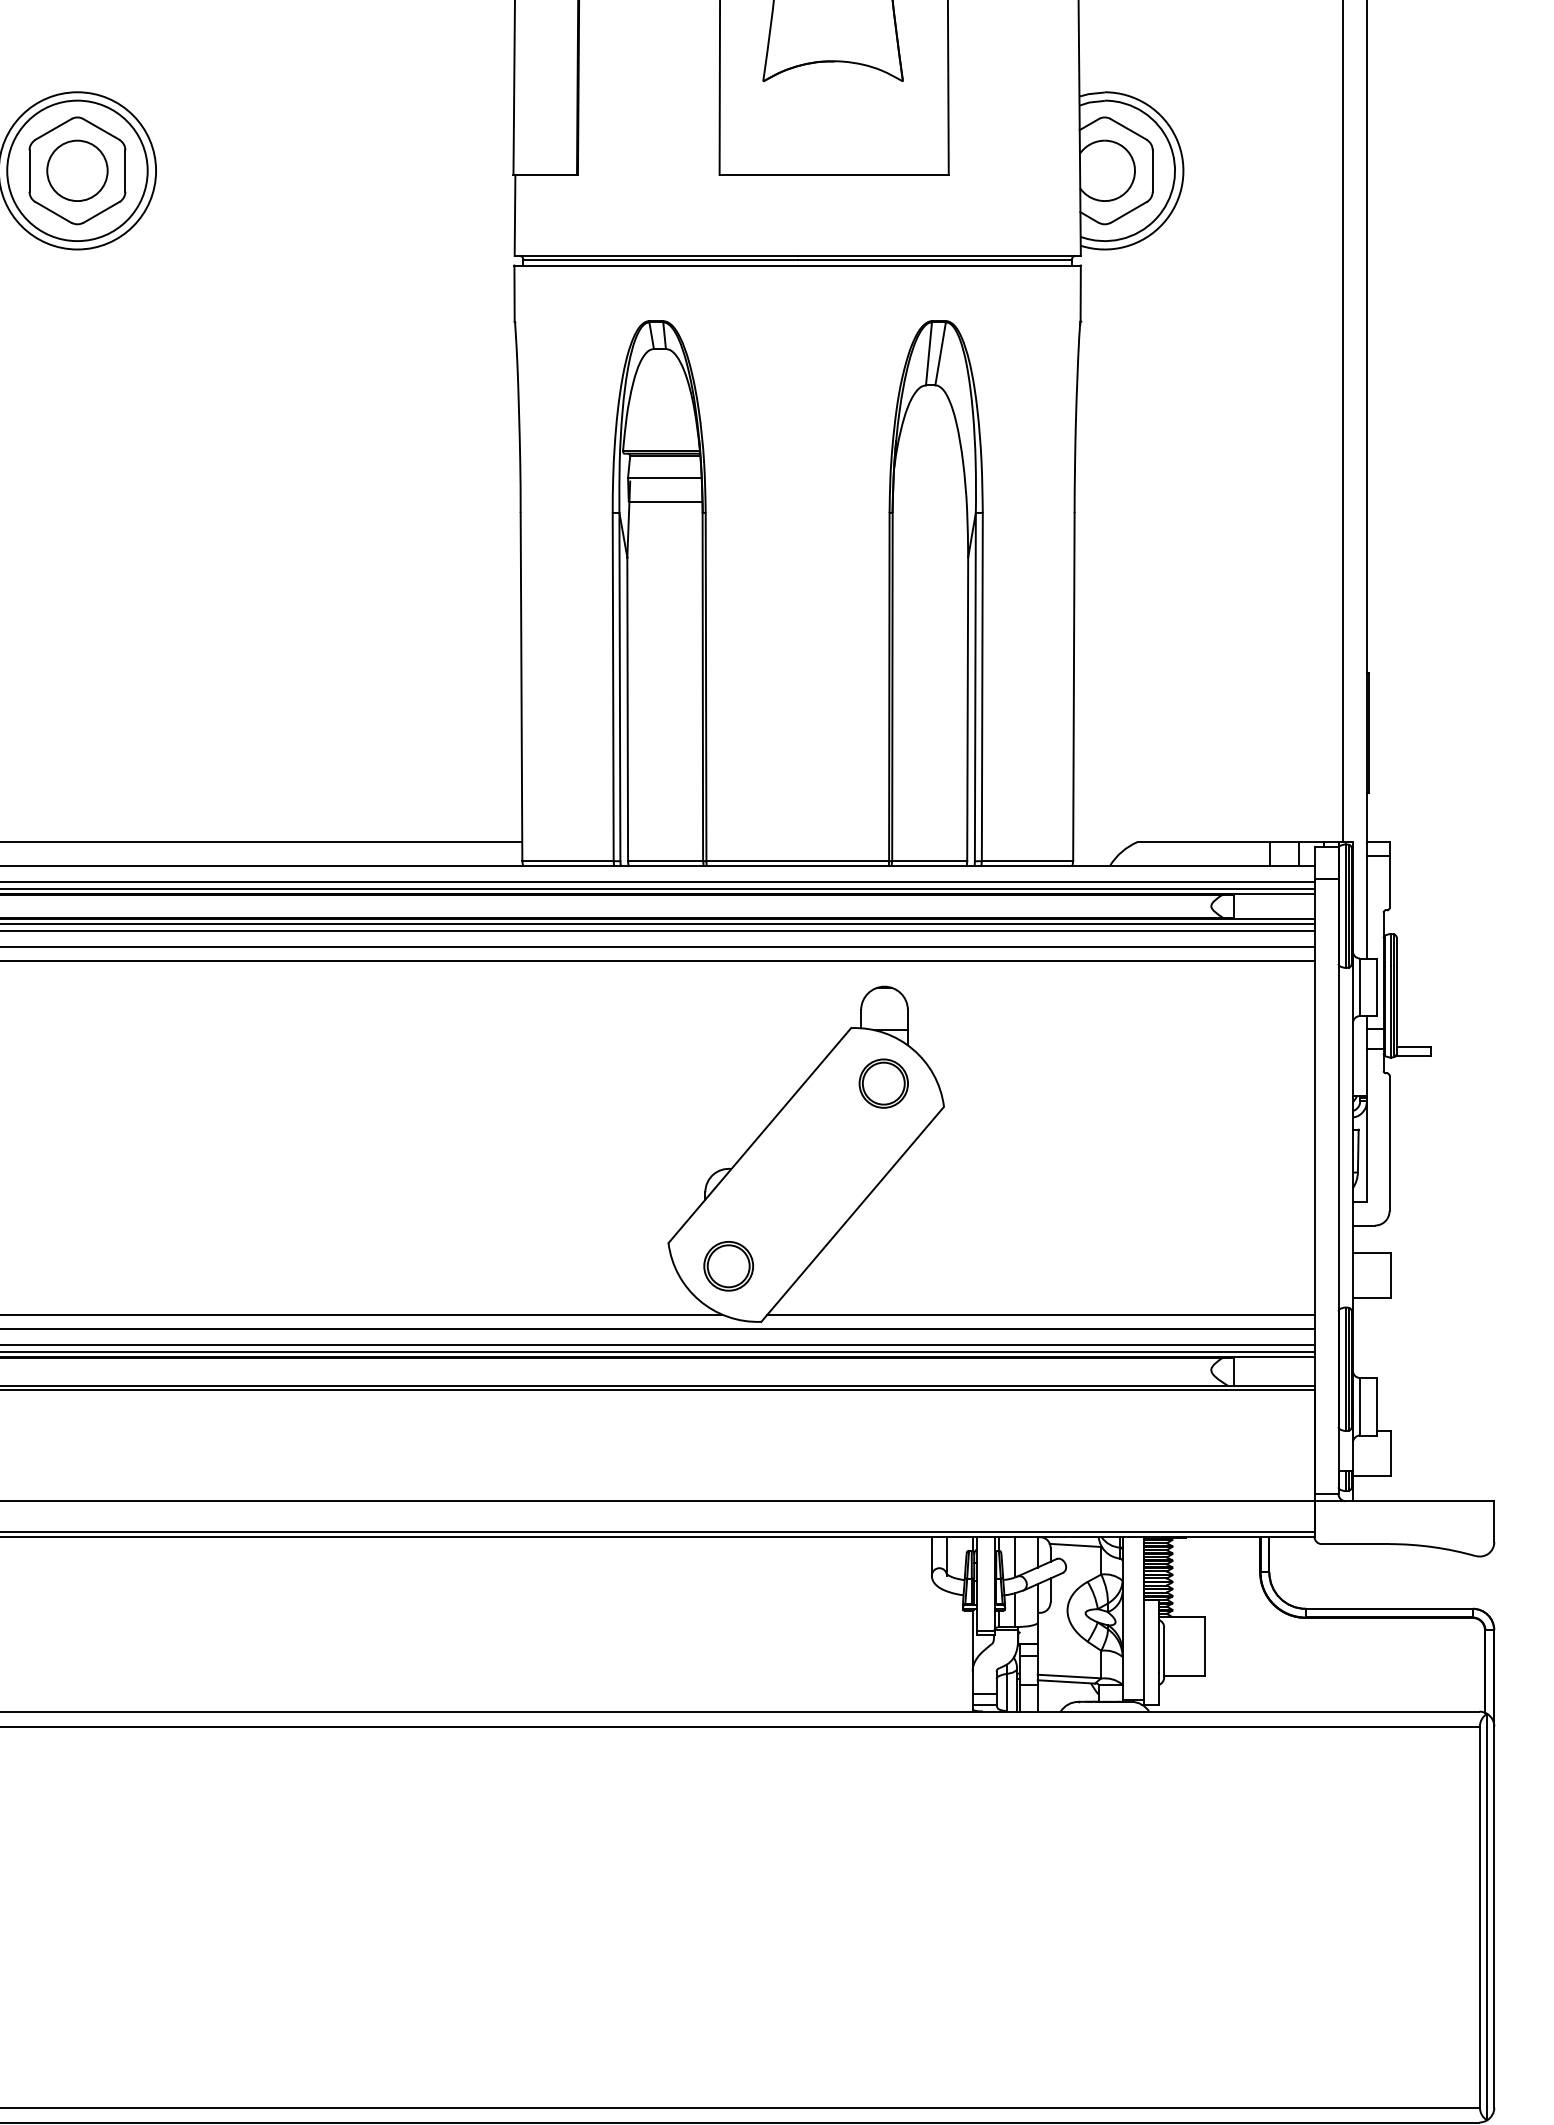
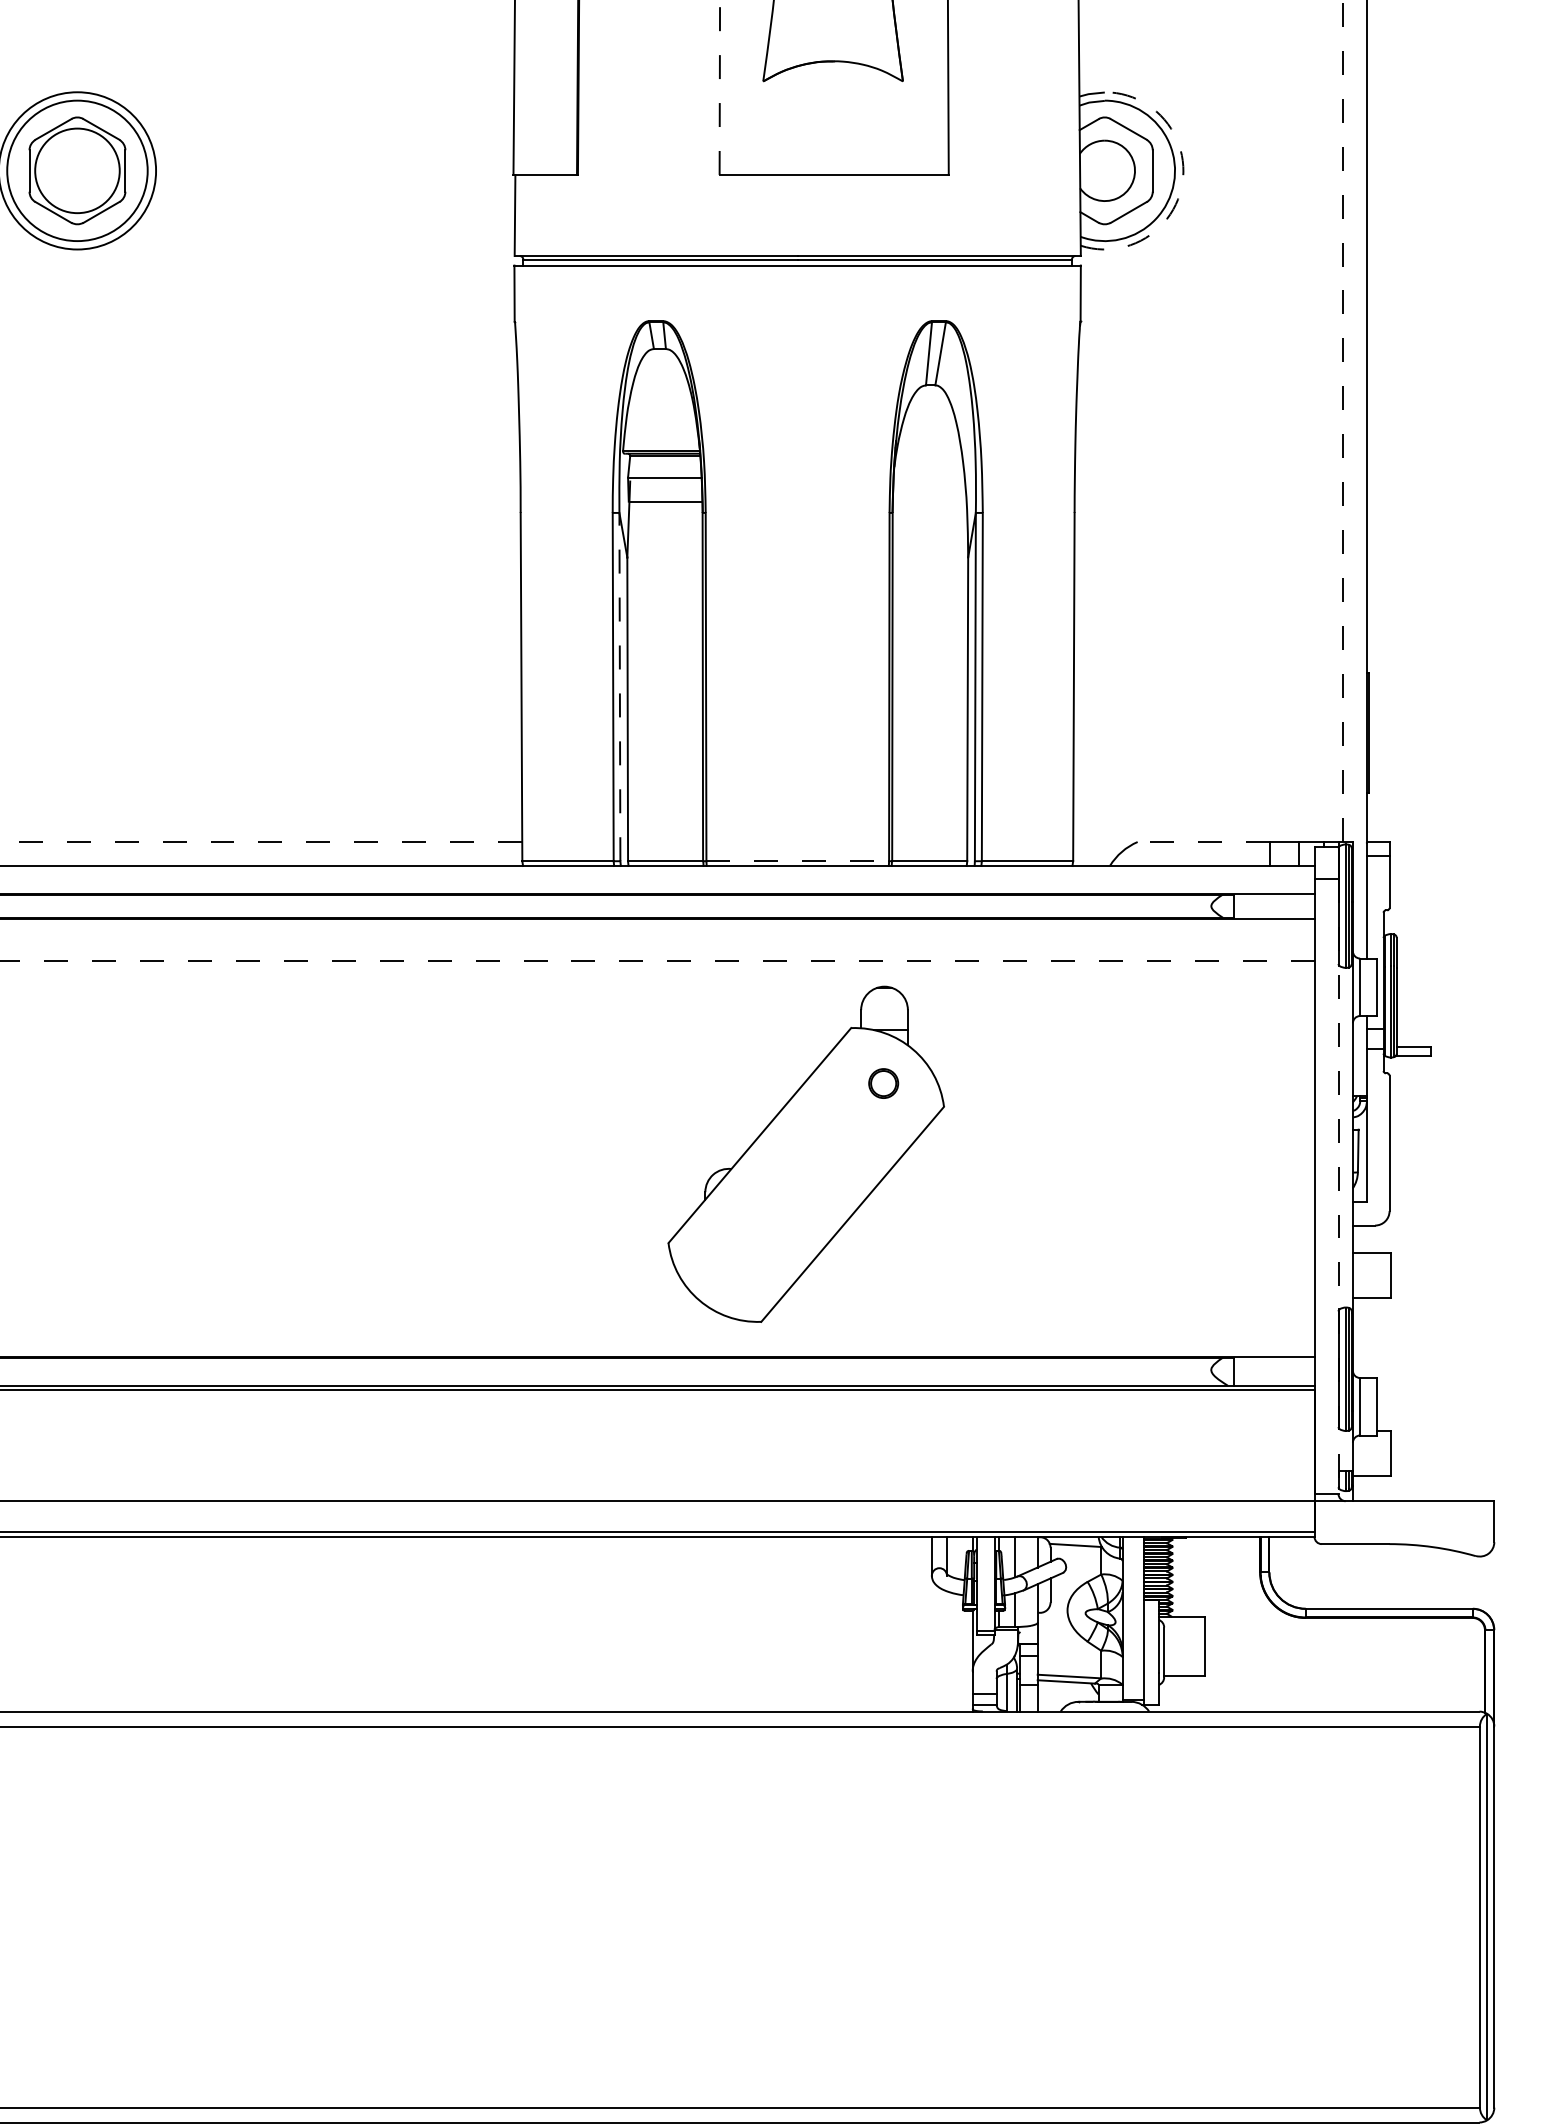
line: solid -> dashed (719, 87)
circle diameter: 60 px -> 85 px (77, 170)
arc: solid -> dashed (1182, 183)
line: solid -> dashed (1342, 420)
line: solid -> dashed (619, 686)
line: solid -> dashed (261, 842)
line: solid -> dashed (1203, 842)
line: solid -> dashed (798, 861)
line: present -> none (658, 881)
line: present -> none (658, 888)
line: present -> none (658, 923)
line: present -> none (658, 930)
line: present -> none (658, 946)
line: solid -> dashed (657, 960)
part size: 51x51 px -> 32x31 px (883, 1083)
line: solid -> dashed (1338, 1186)
part: present -> none (728, 1266)
line: present -> none (362, 1314)
line: present -> none (1040, 1314)
line: present -> none (658, 1329)
line: present -> none (658, 1344)
line: present -> none (658, 1351)
